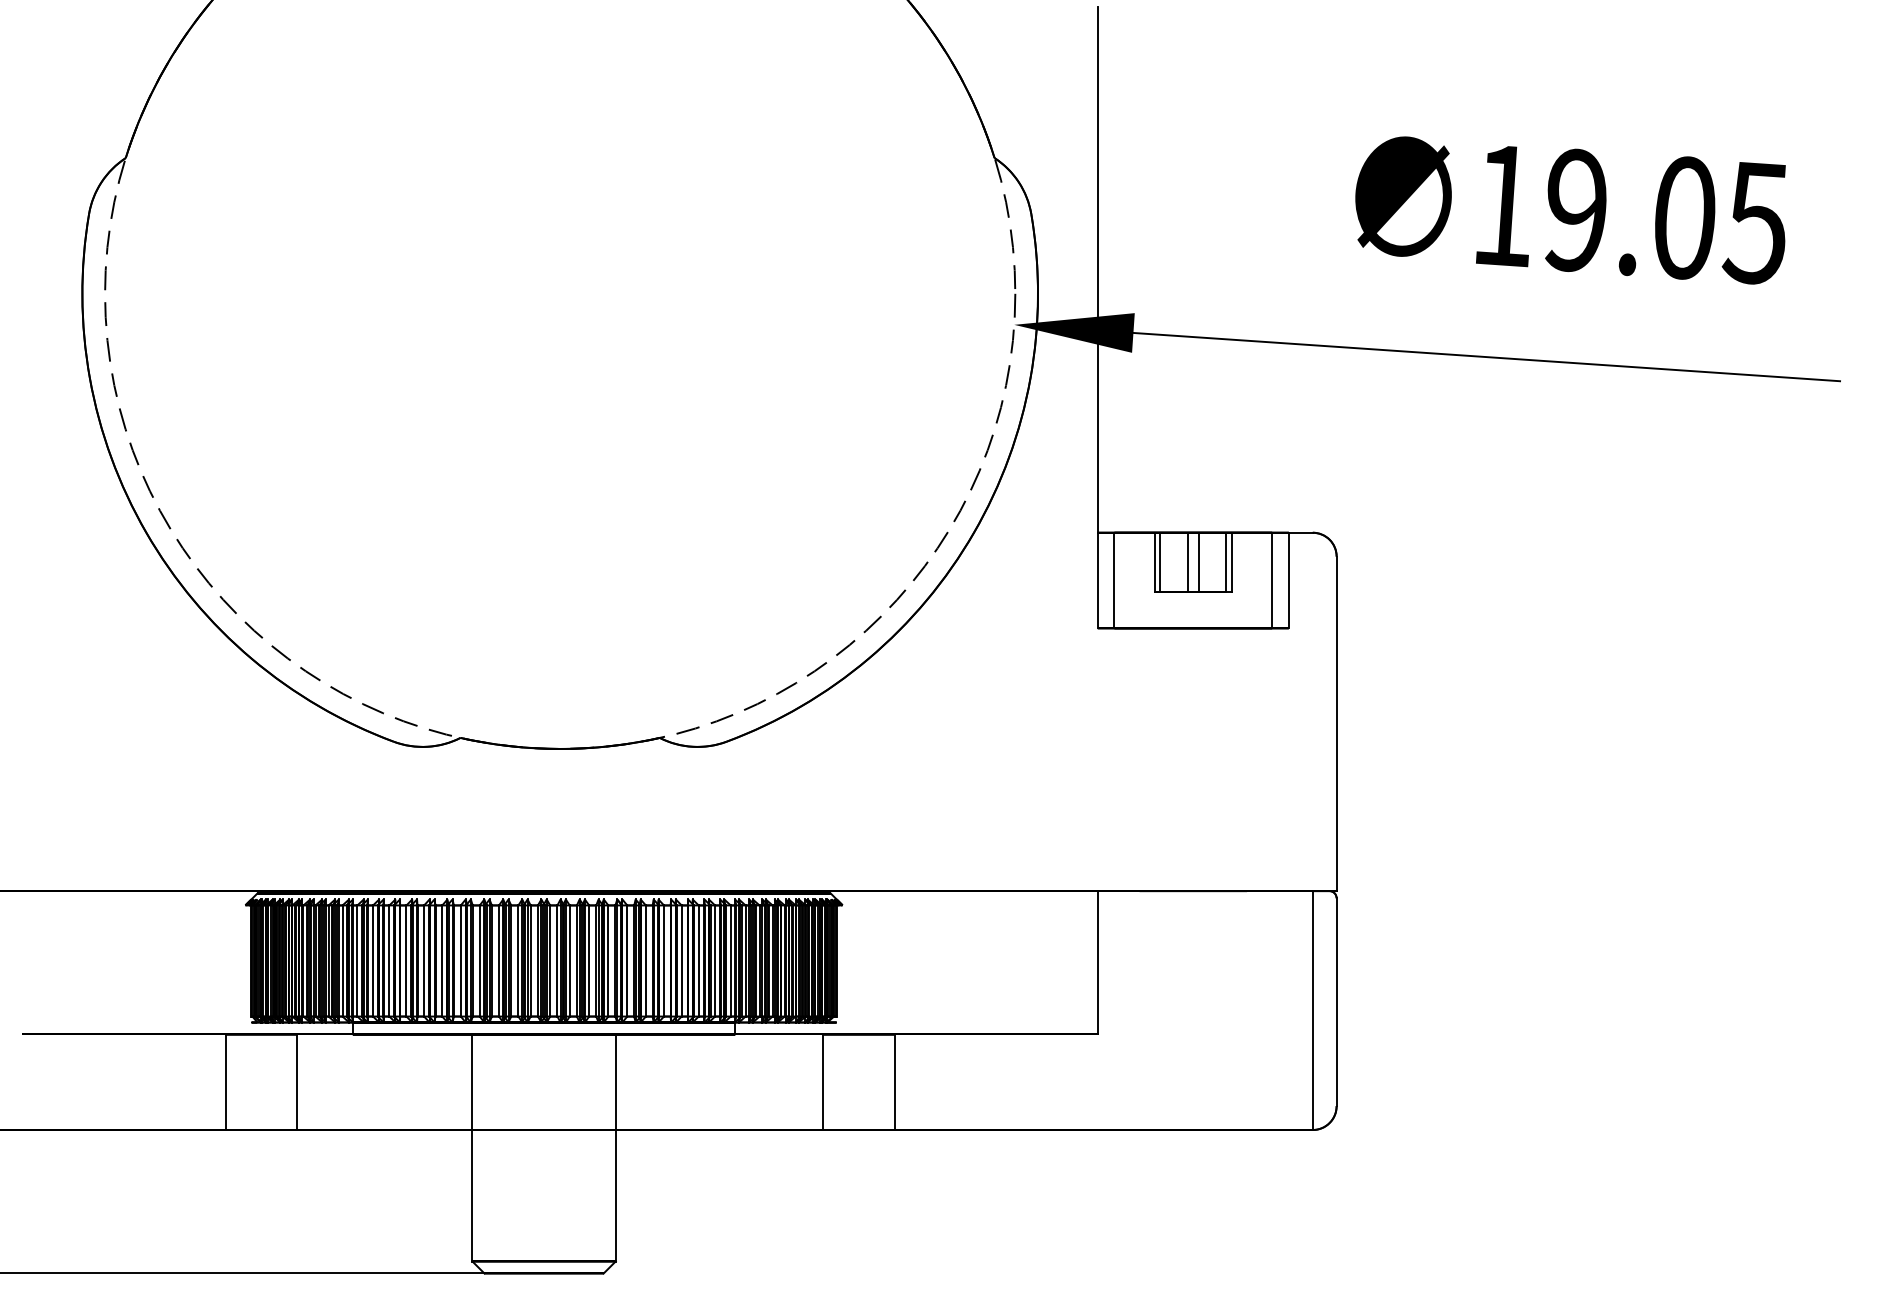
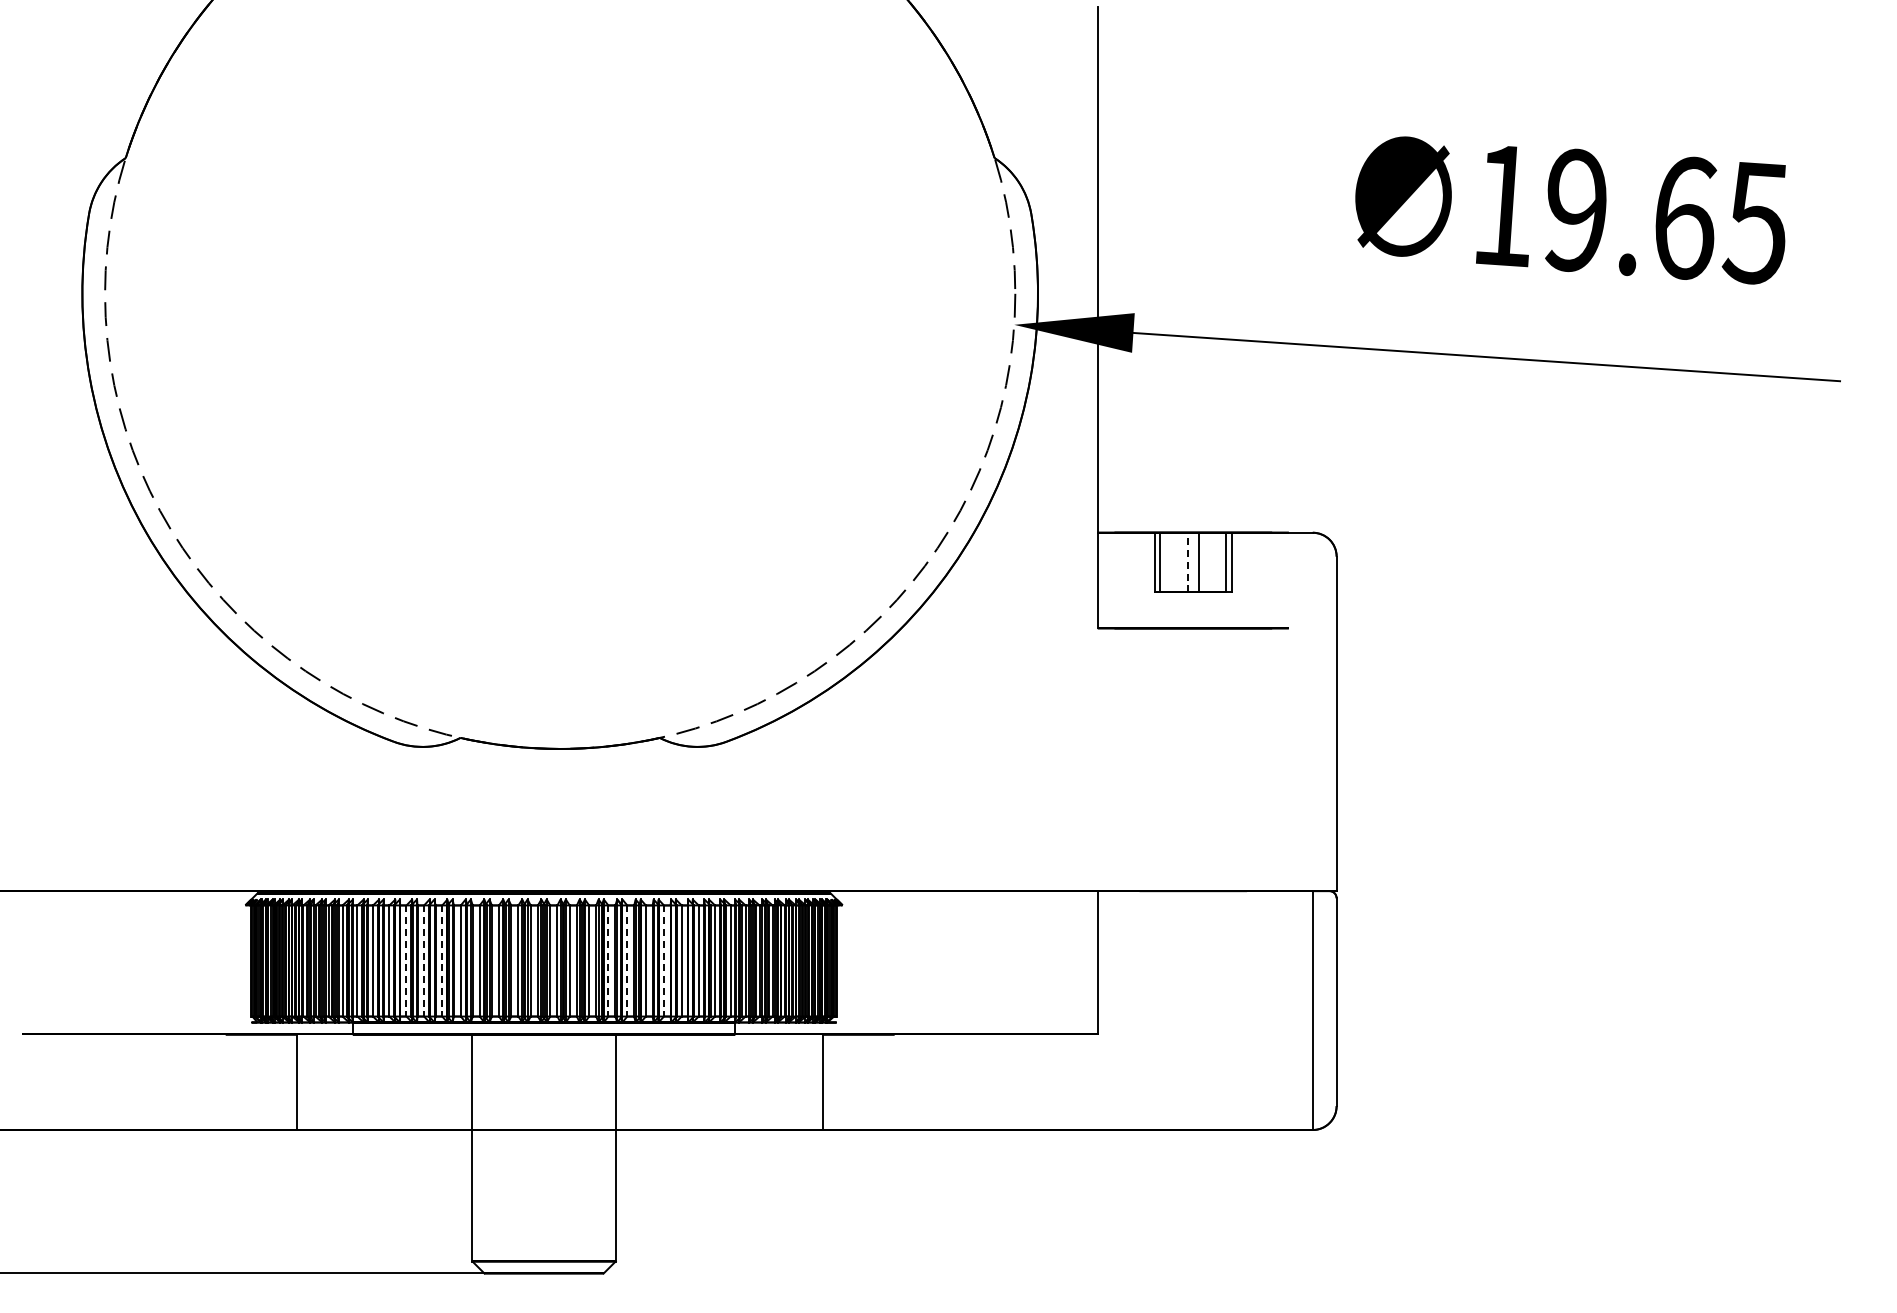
text: 19.05 -> 19.65 (1686, 217)
line: solid -> dashed (1187, 562)
line: present -> none (1114, 580)
line: present -> none (1272, 580)
line: present -> none (1288, 580)
line: solid -> dashed (406, 960)
line: solid -> dashed (424, 960)
line: solid -> dashed (442, 960)
line: solid -> dashed (608, 960)
line: solid -> dashed (627, 960)
line: solid -> dashed (664, 960)
line: present -> none (225, 1082)
line: present -> none (894, 1082)
